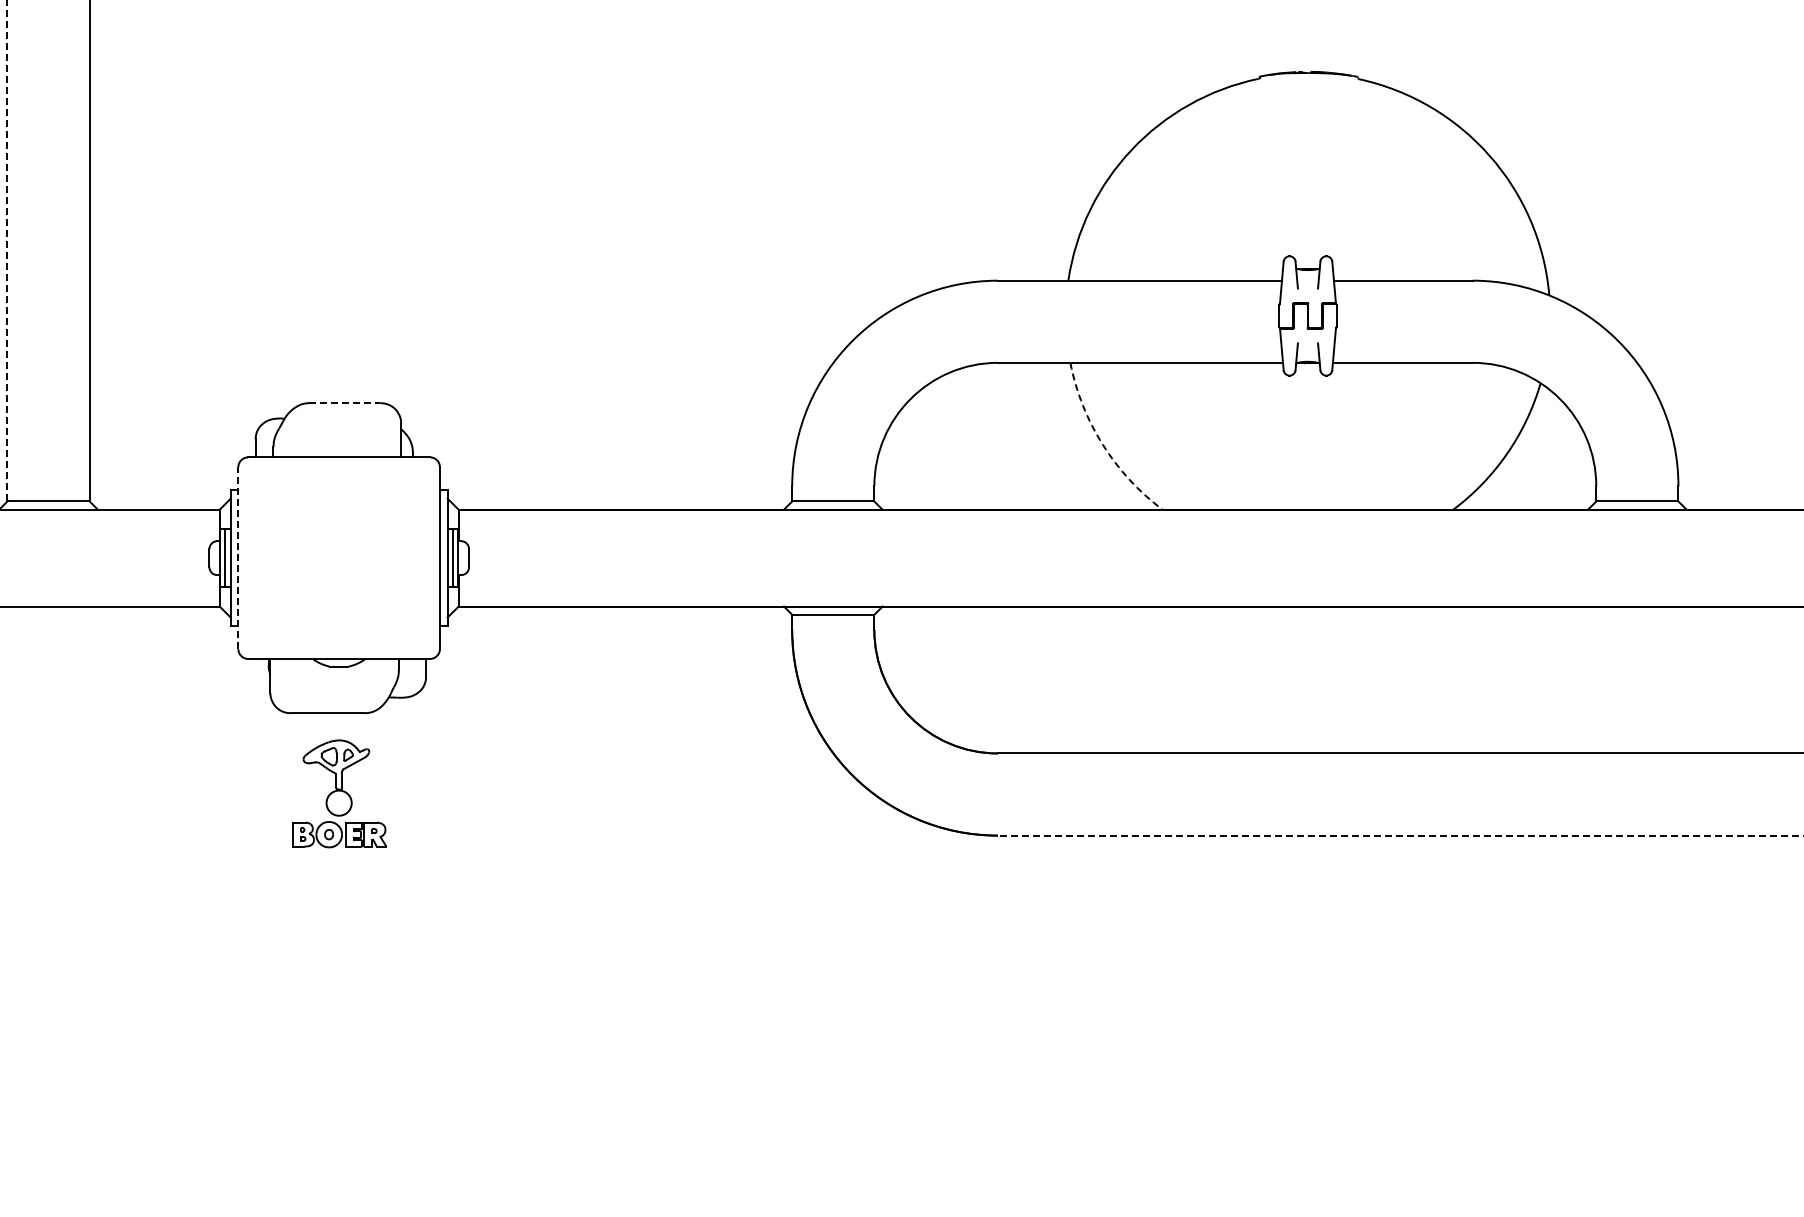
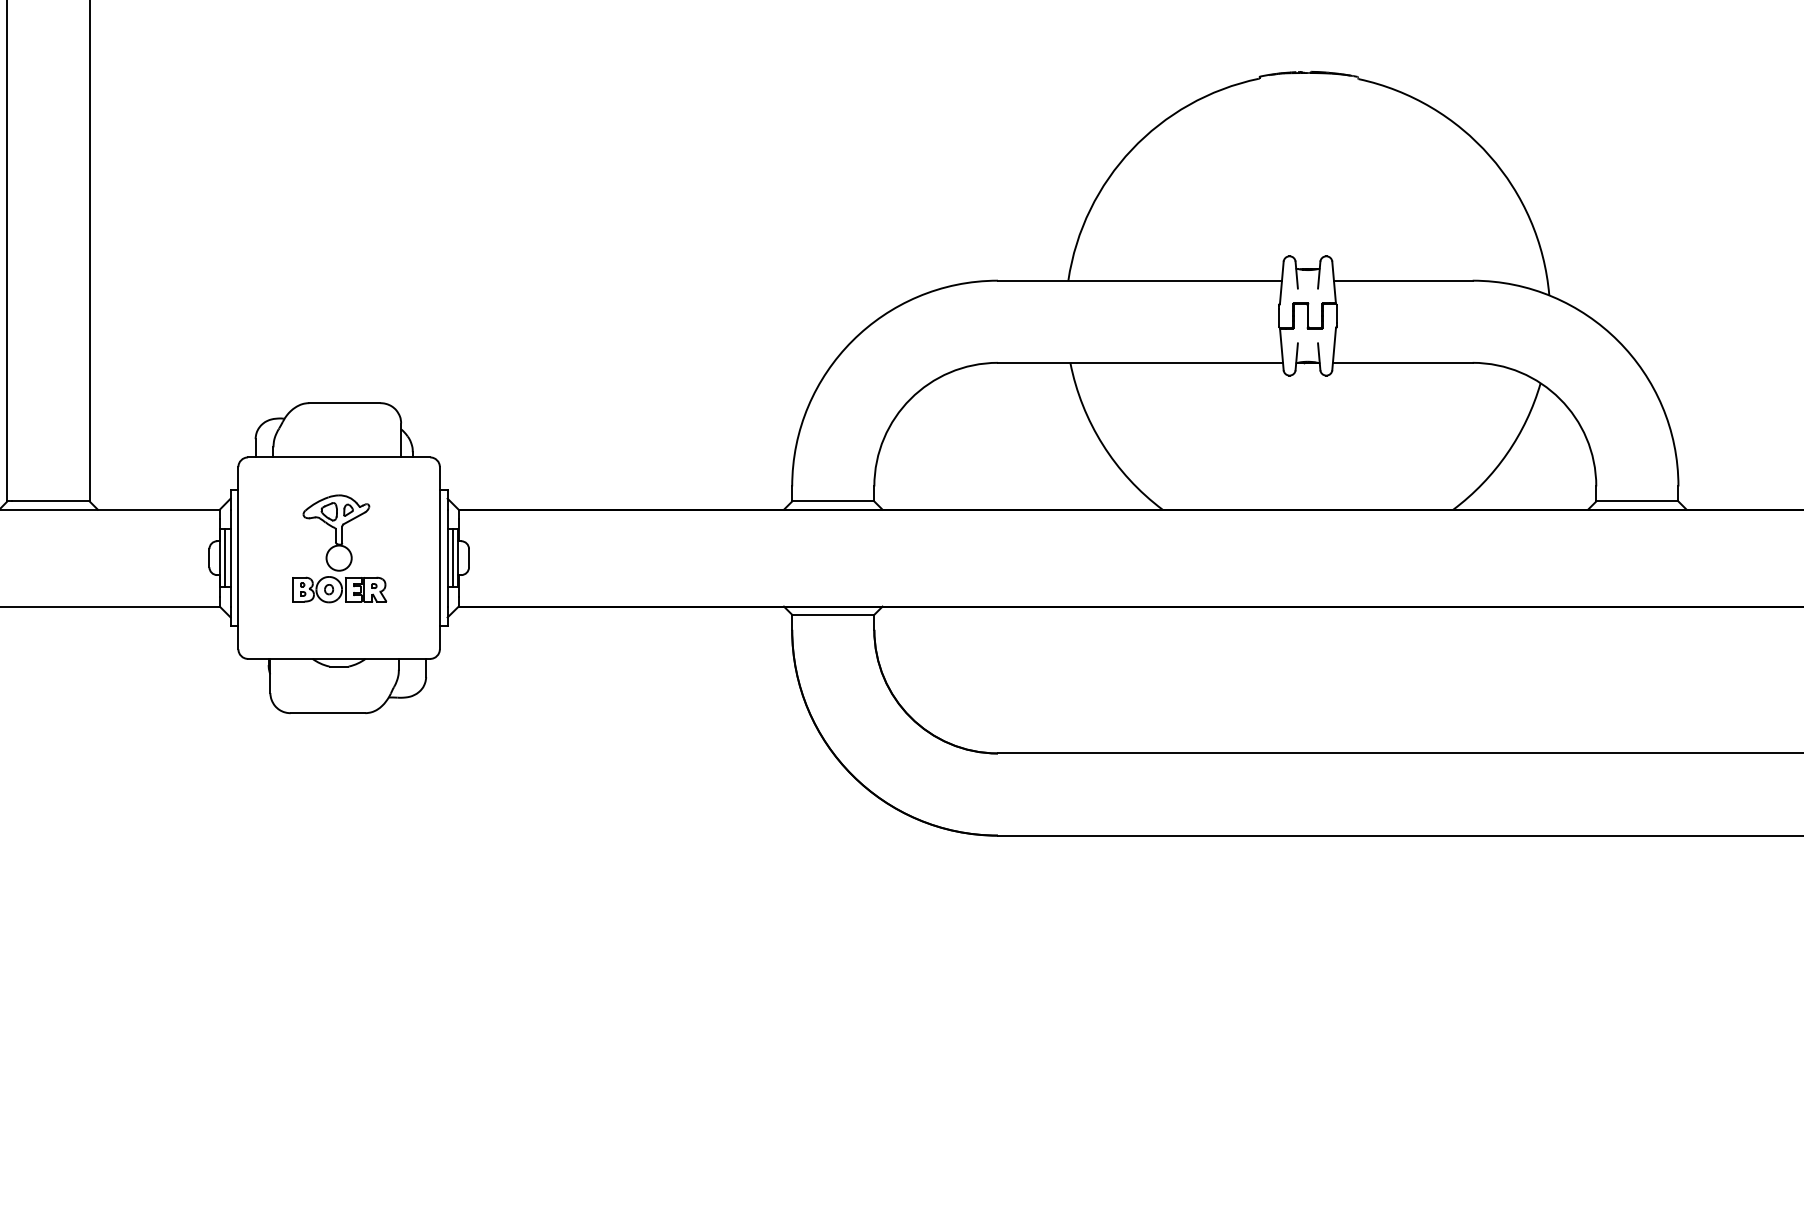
line: dashed -> solid (7, 250)
line: dashed -> solid (345, 403)
arc: dashed -> solid (1102, 444)
line: dashed -> solid (238, 557)
part position: (339, 793) -> (339, 548) (339, 548)
line: dashed -> solid (1400, 835)
